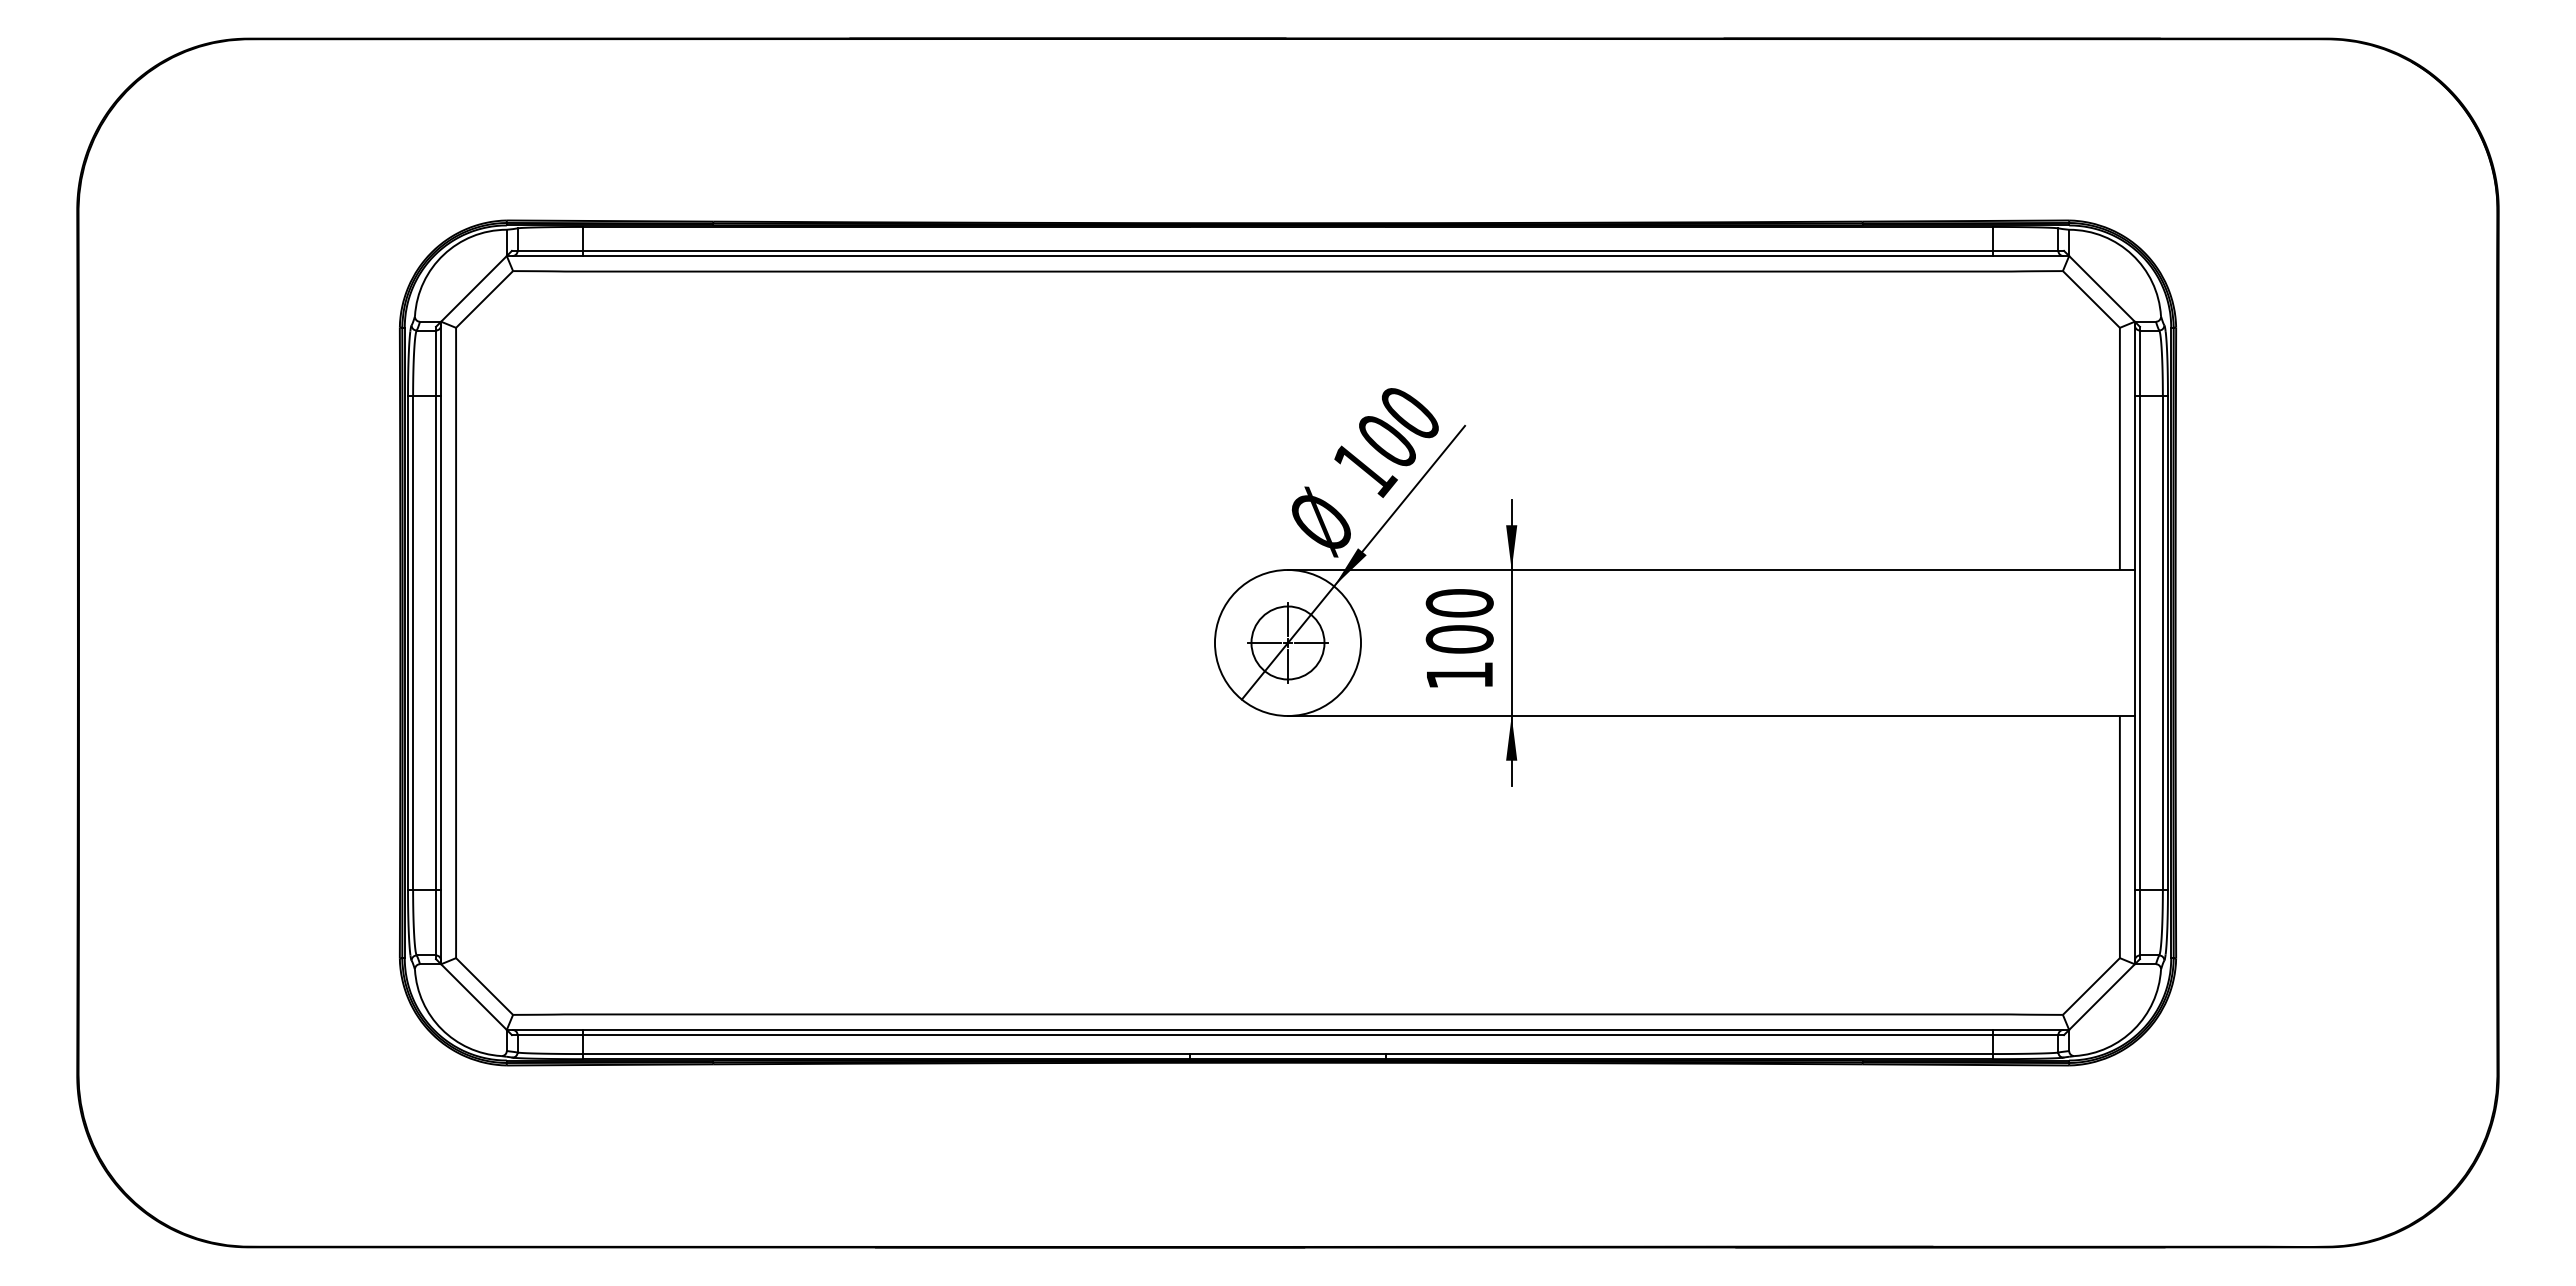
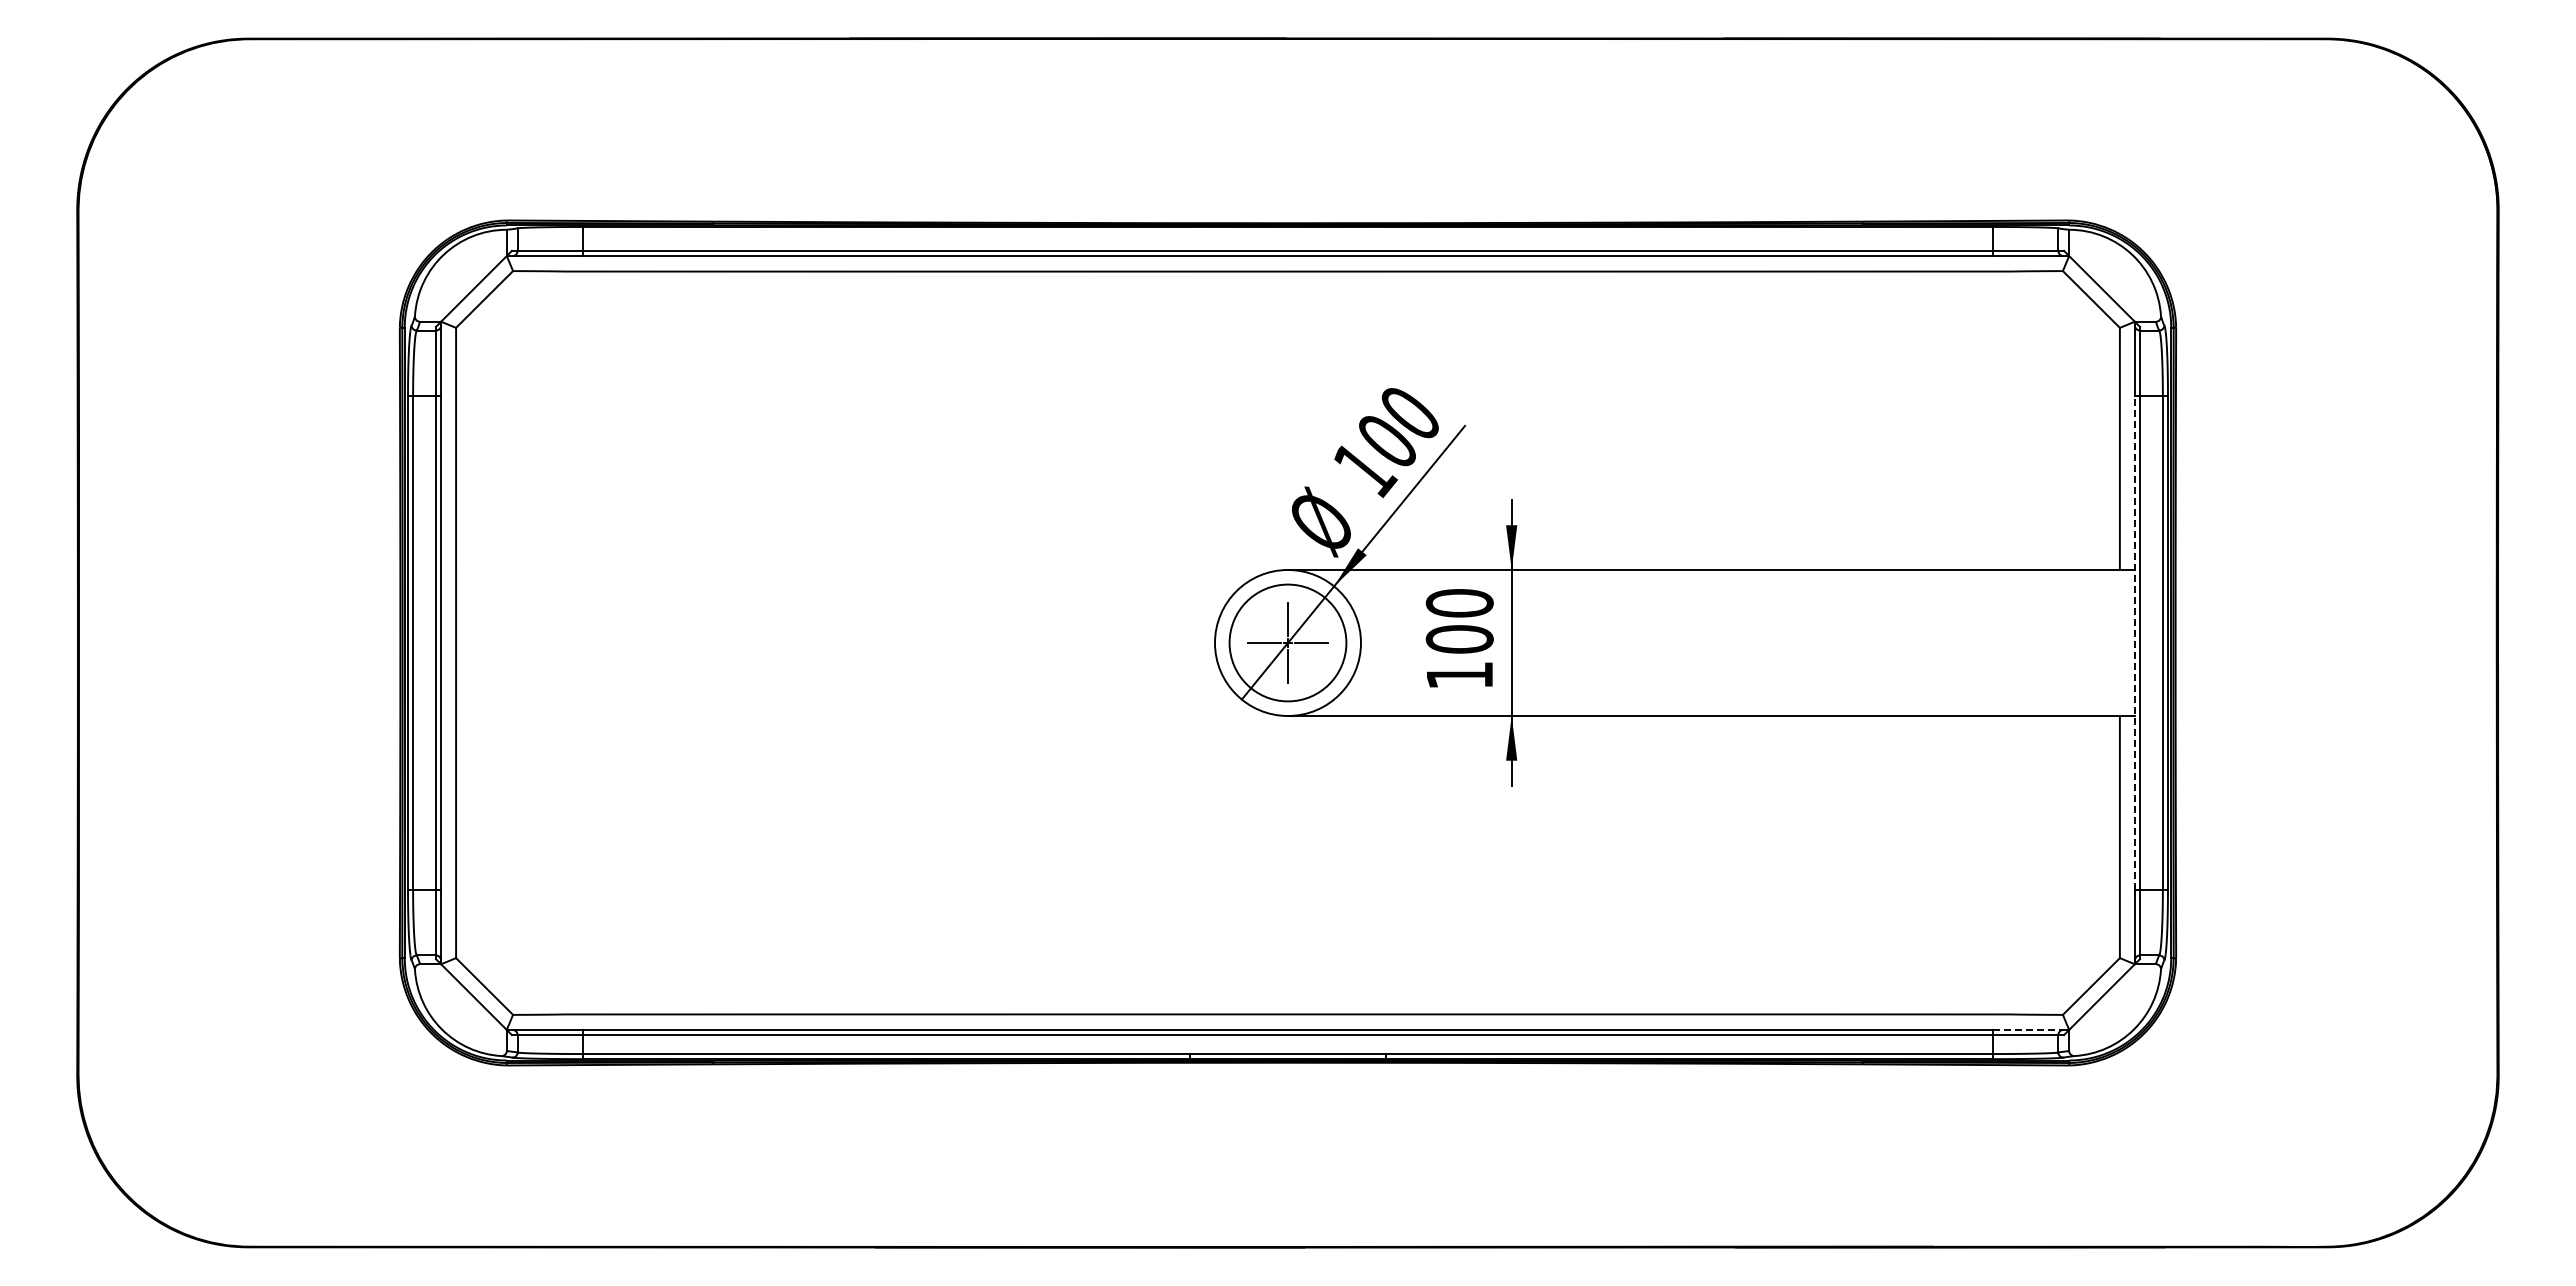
circle diameter: 73 px -> 117 px (1287, 642)
line: solid -> dashed (2134, 642)
line: solid -> dashed (2028, 1029)
